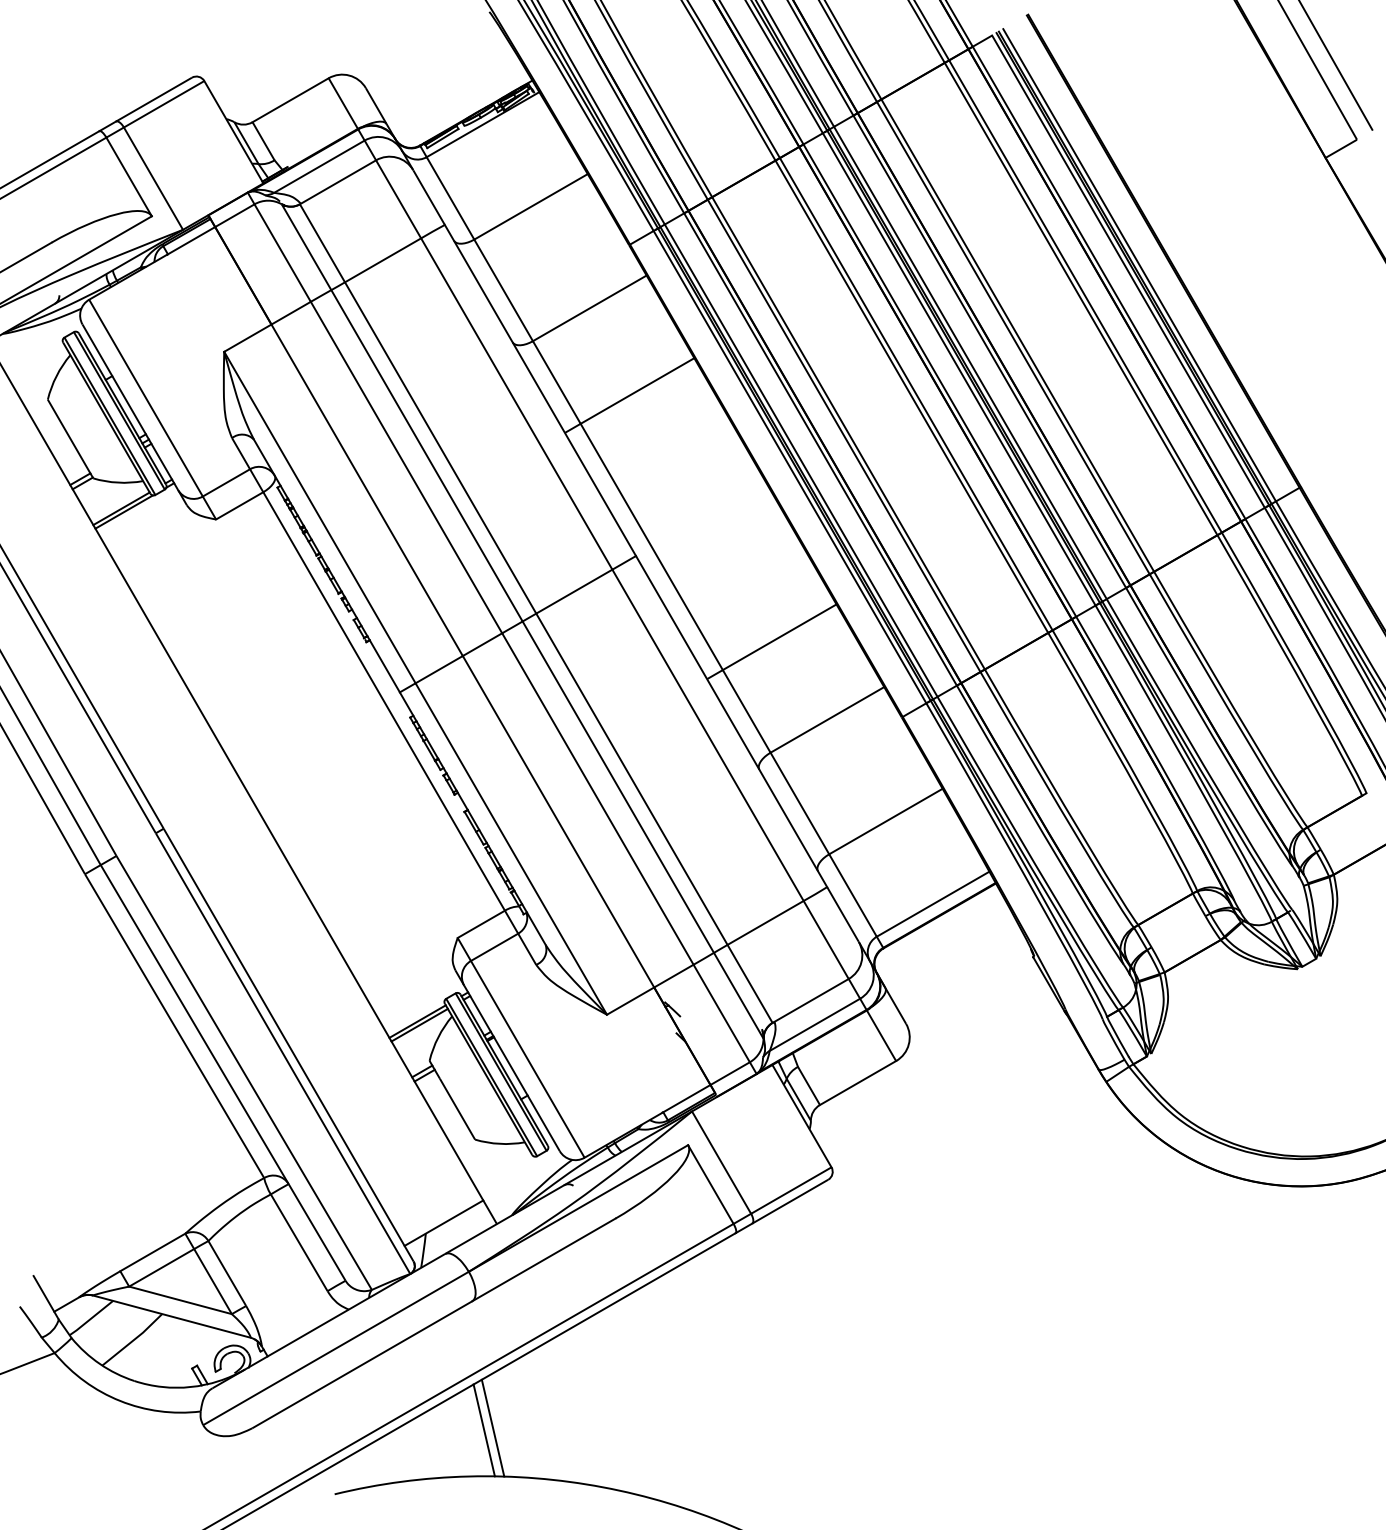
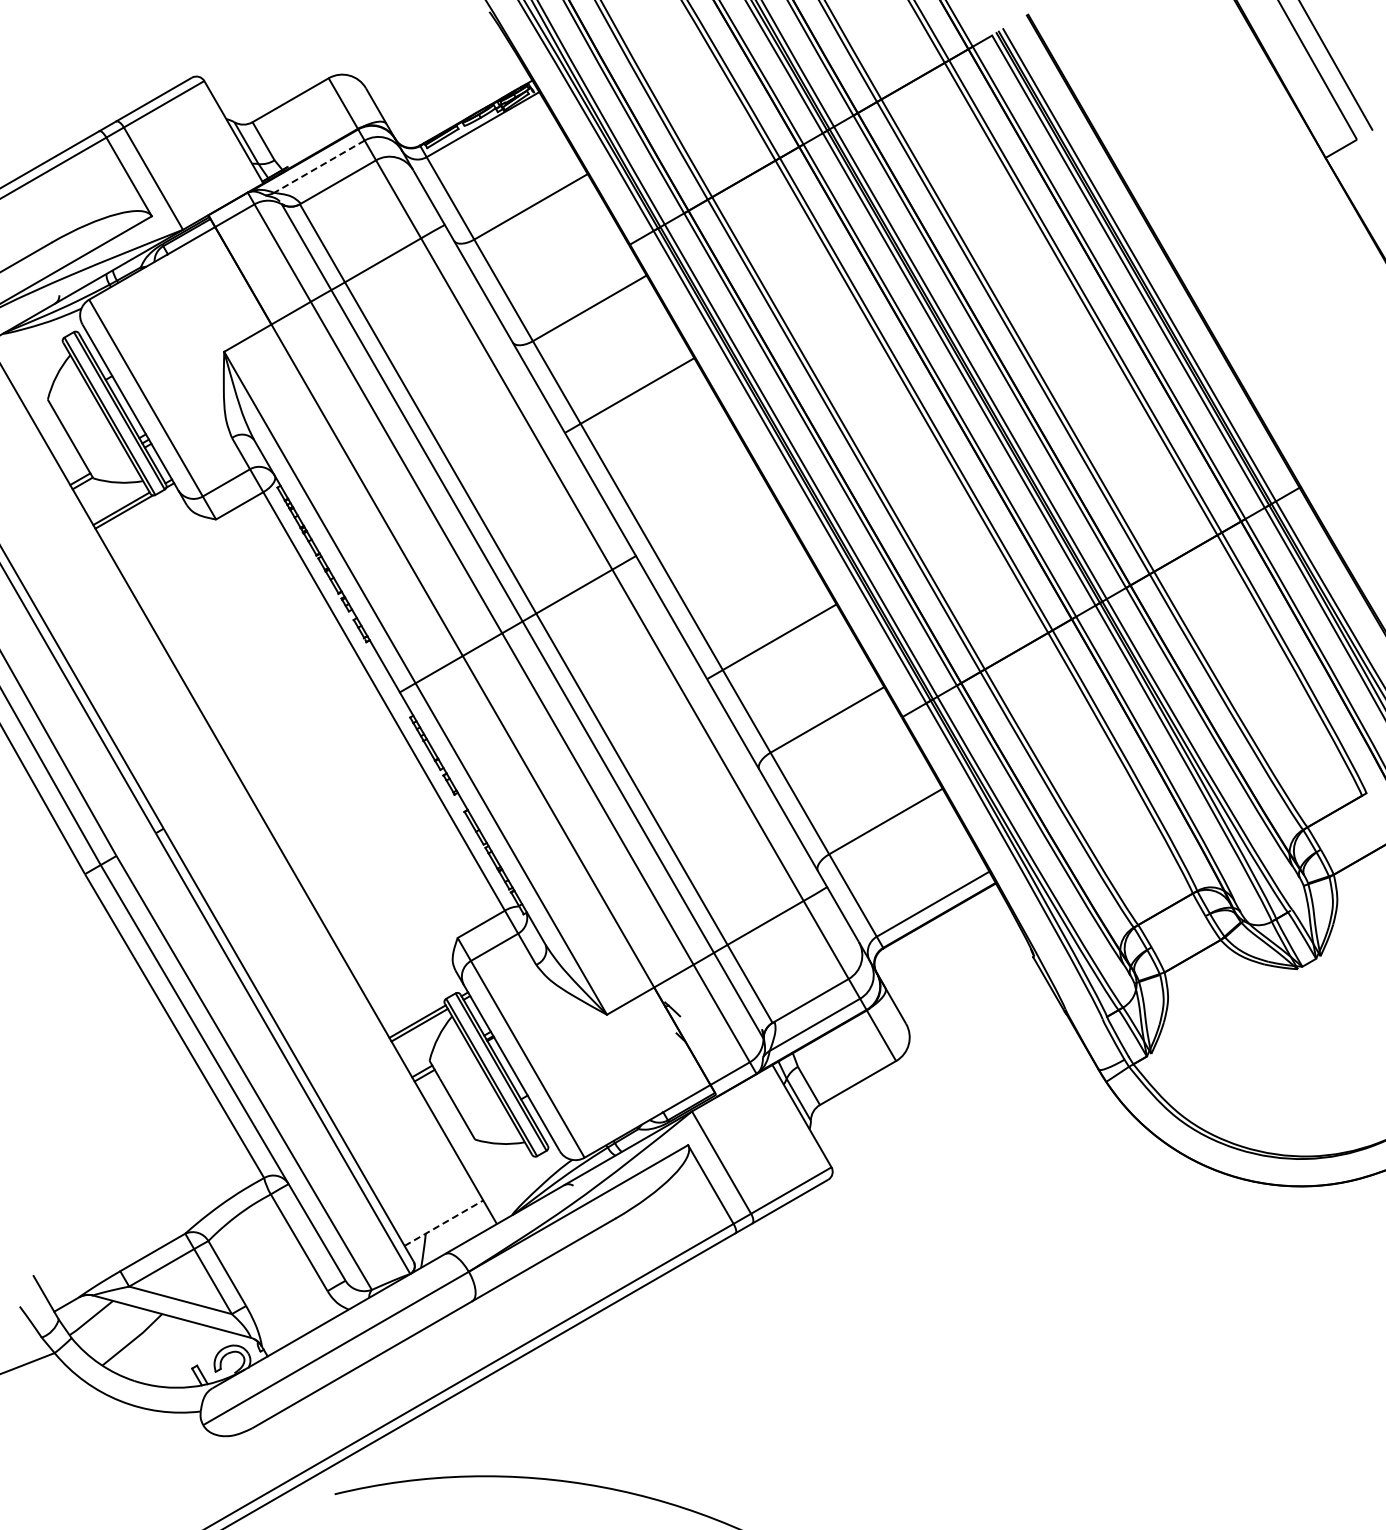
line: solid -> dashed (319, 166)
line: solid -> dashed (444, 1222)
line: present -> none (492, 1427)
line: present -> none (483, 1430)
